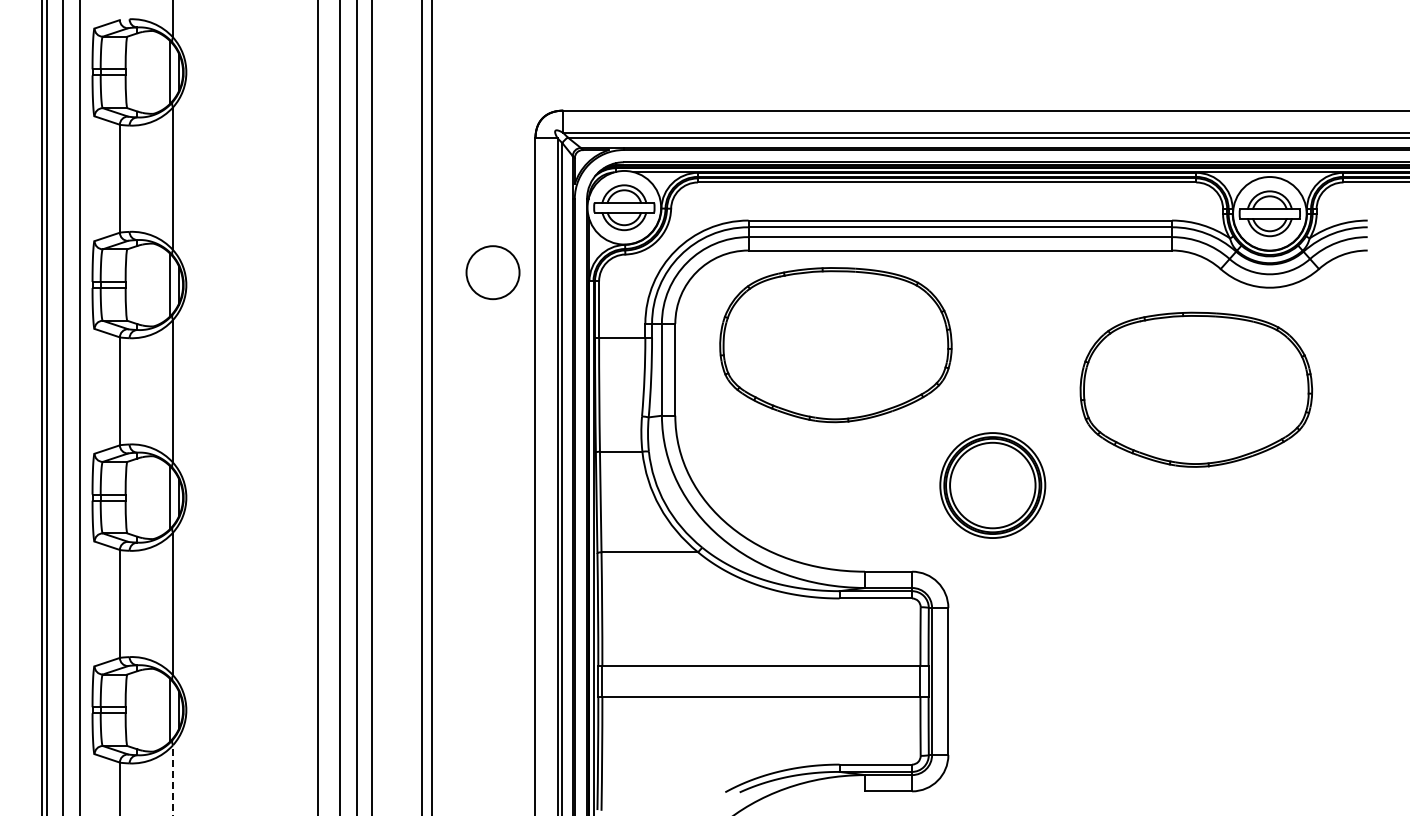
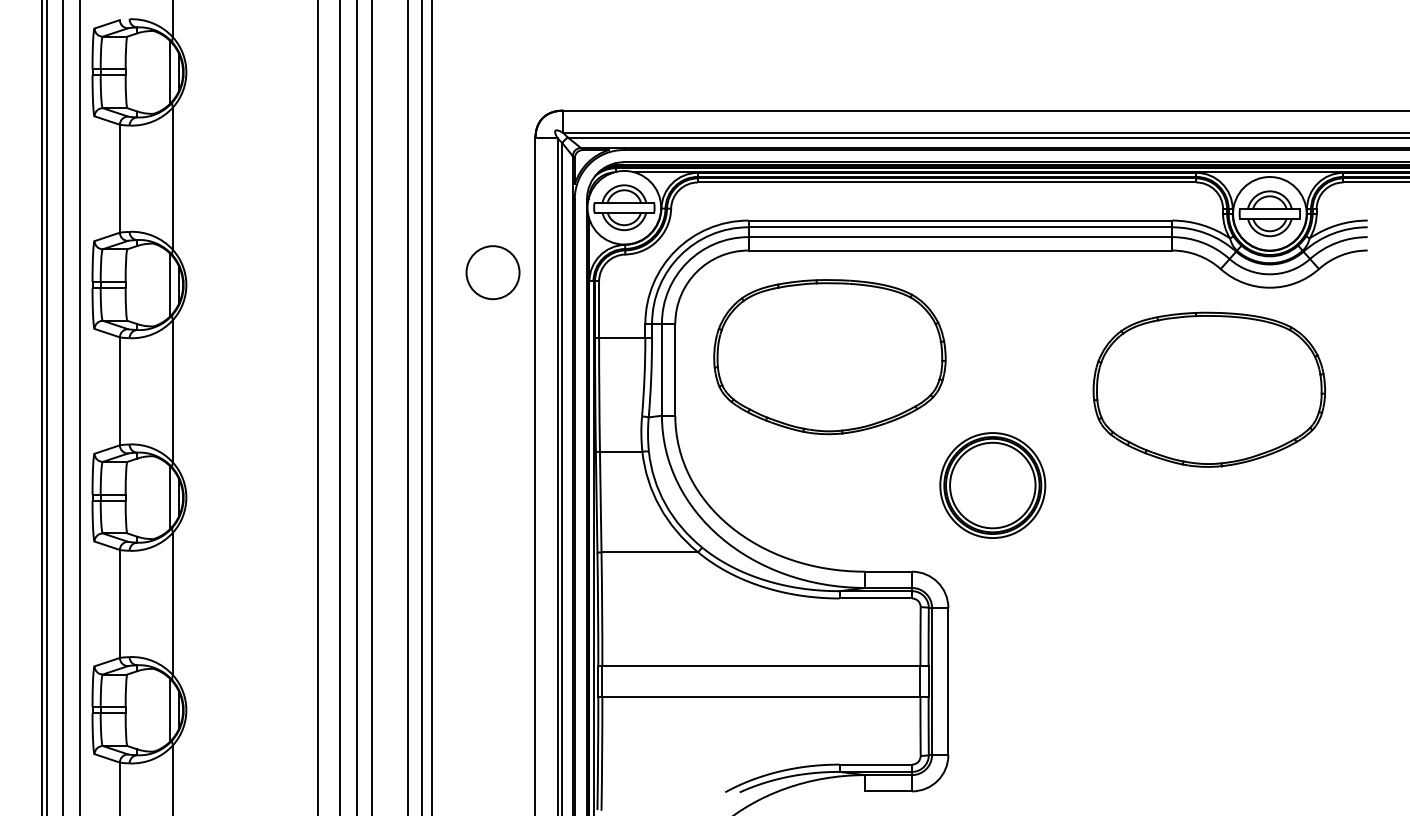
part position: (835, 345) -> (829, 357) (829, 357)
part position: (1196, 389) -> (1209, 389) (1209, 389)
line: none -> present (408, 407)
line: dashed -> solid (173, 780)
